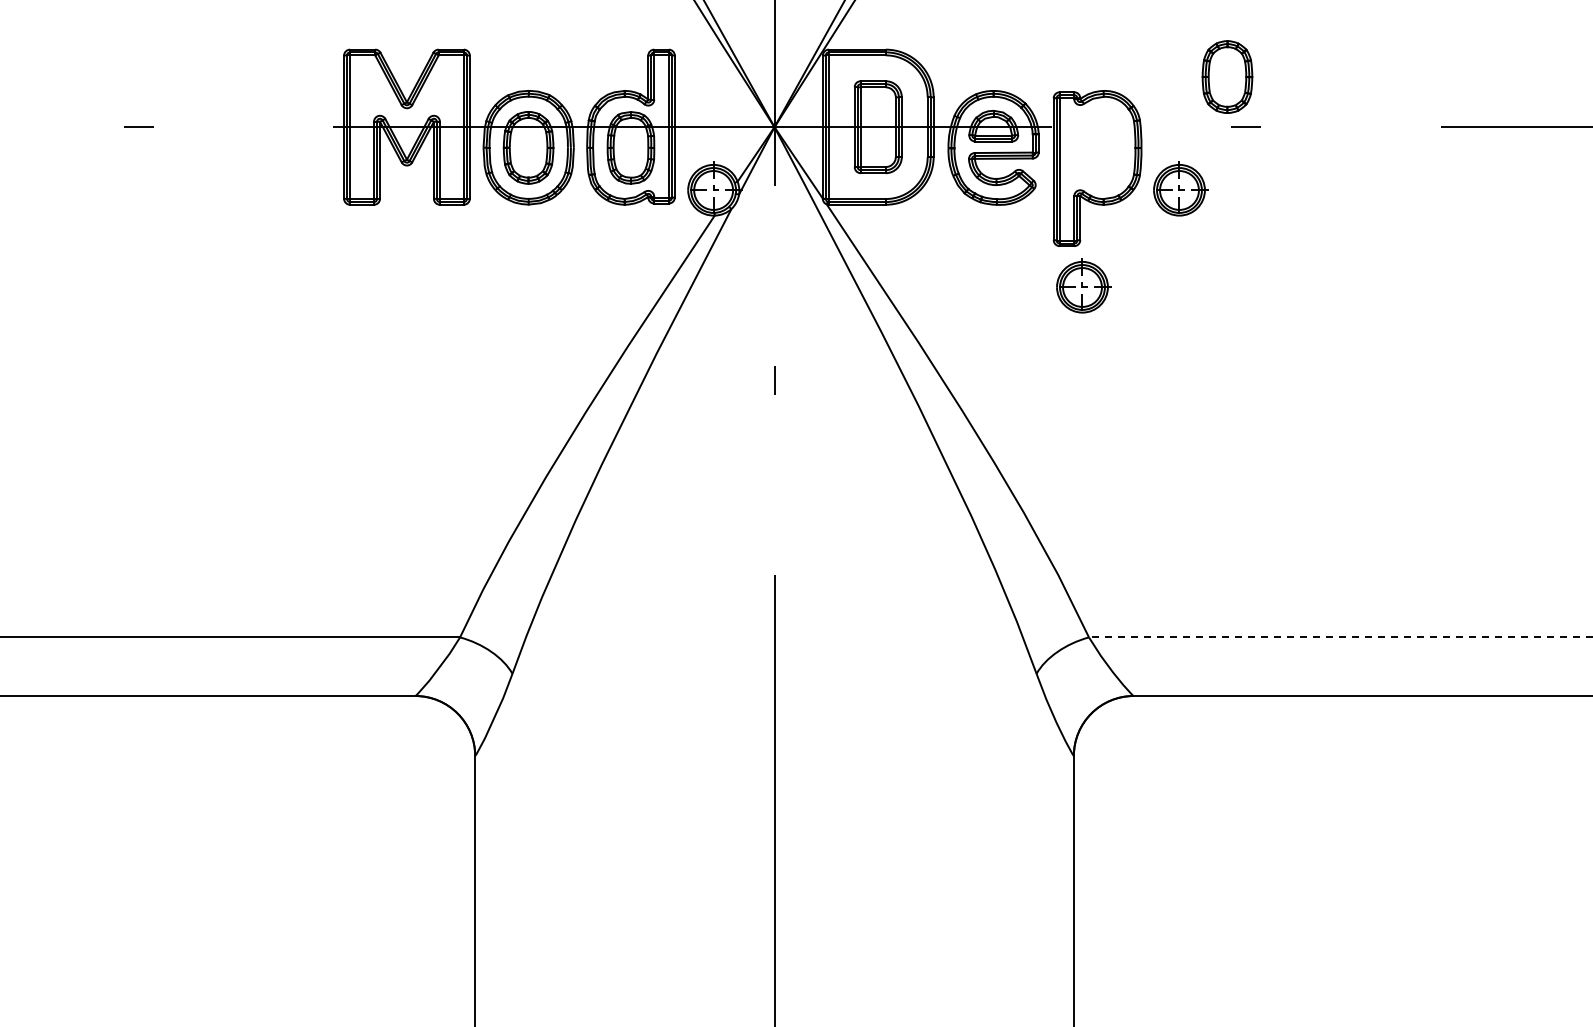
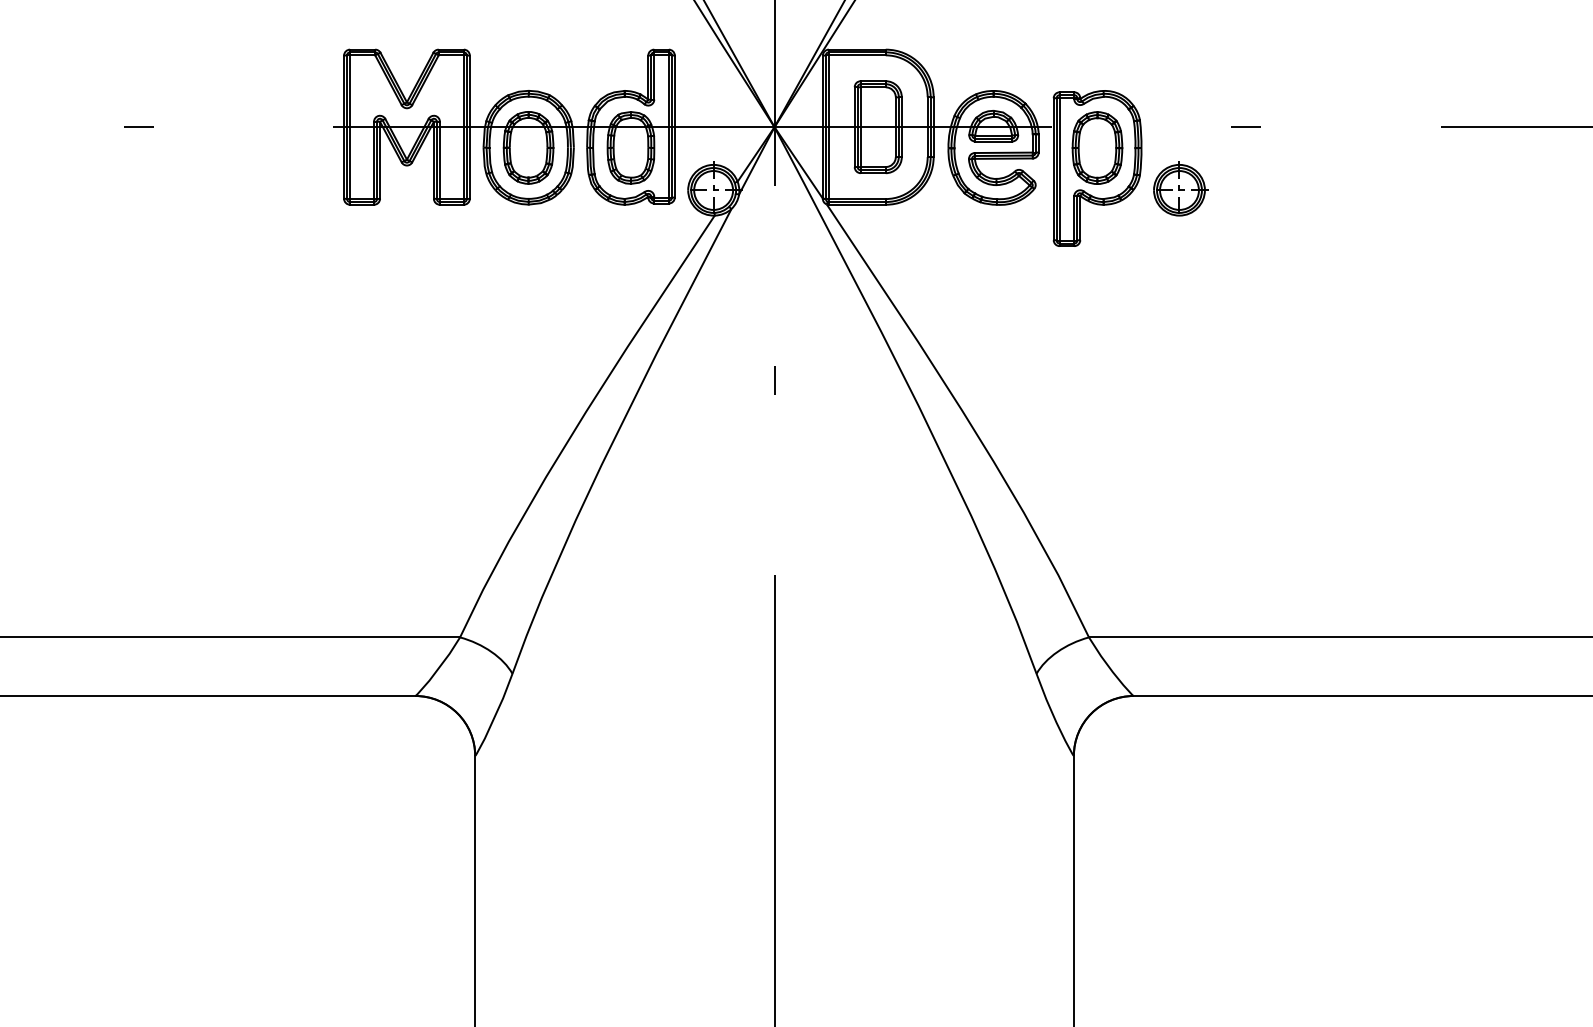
part position: (1227, 76) -> (1097, 147) (1097, 147)
part: present -> none (1083, 285)
line: dashed -> solid (1340, 637)
